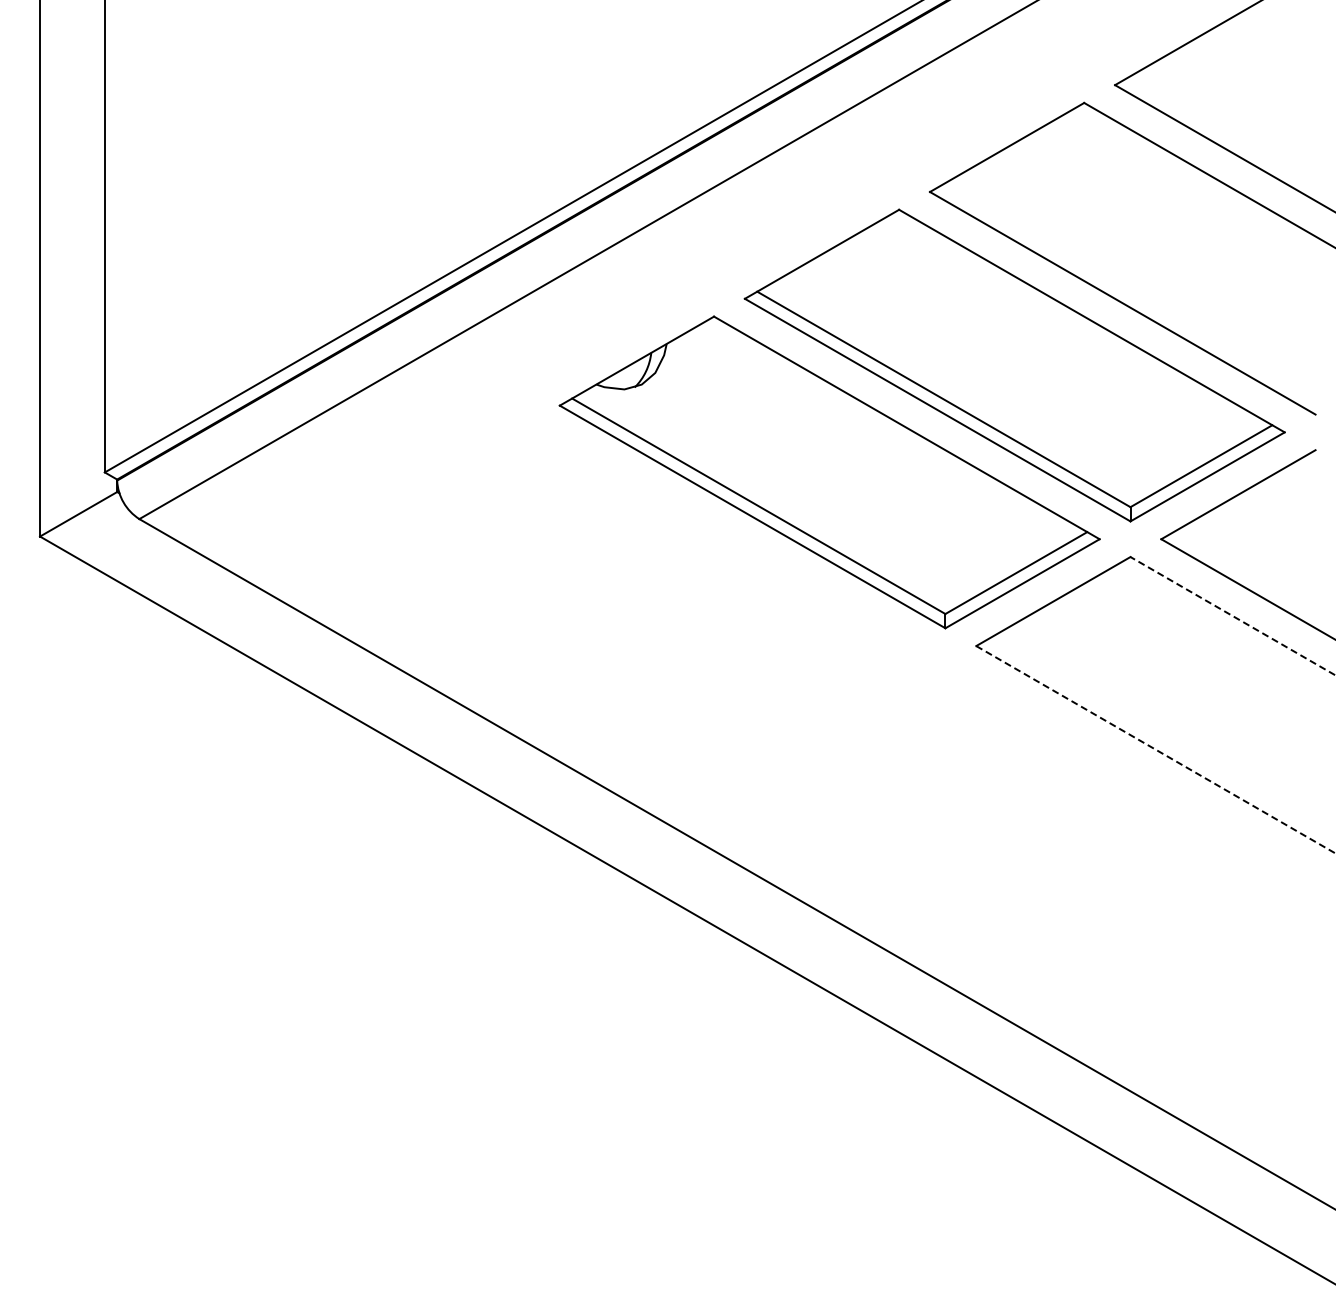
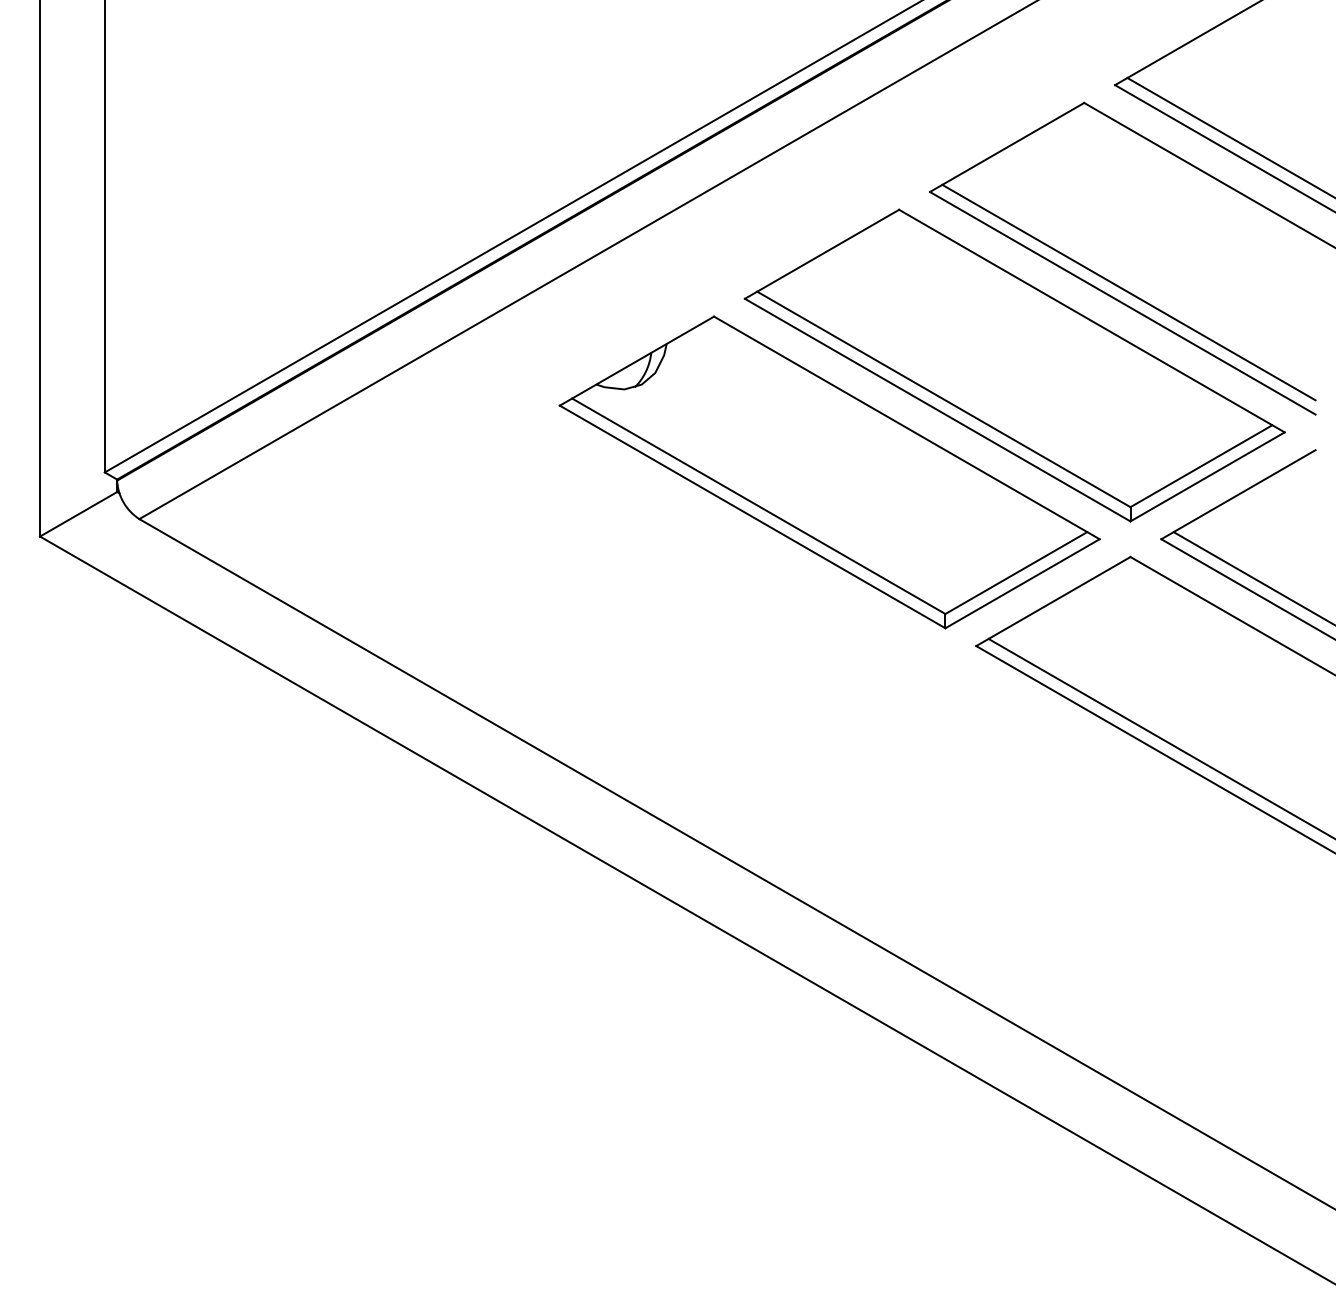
line: none -> present (1229, 137)
line: none -> present (1128, 292)
line: none -> present (1252, 577)
line: dashed -> solid (1232, 615)
line: none -> present (1160, 737)
line: dashed -> solid (1156, 749)
